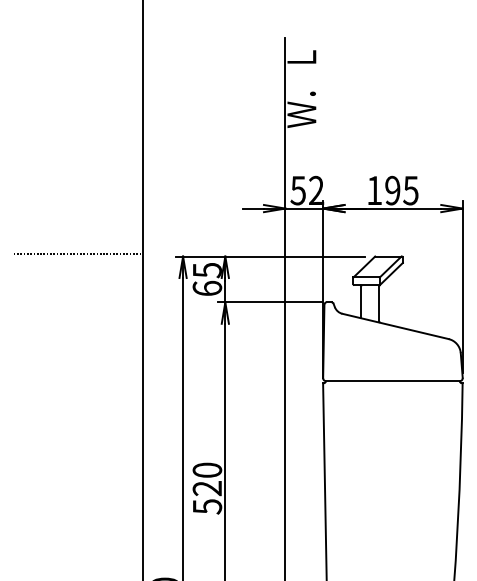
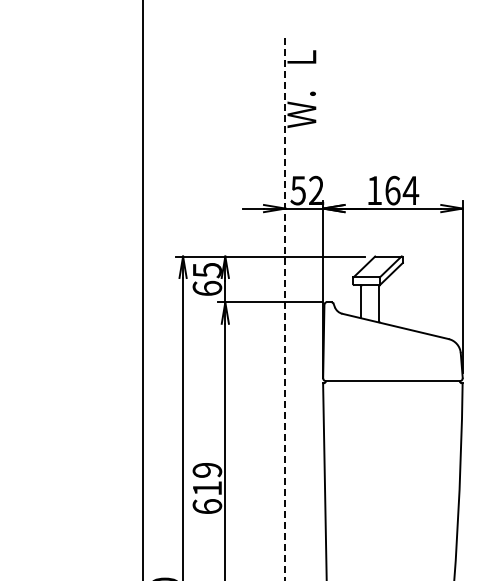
text: 195 -> 164 (402, 190)
line: present -> none (78, 253)
line: solid -> dashed (285, 309)
text: 520 -> 619 (207, 488)
